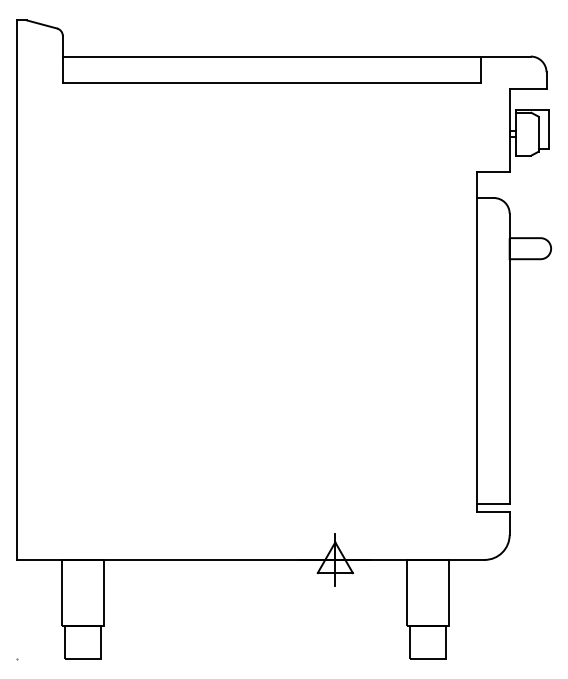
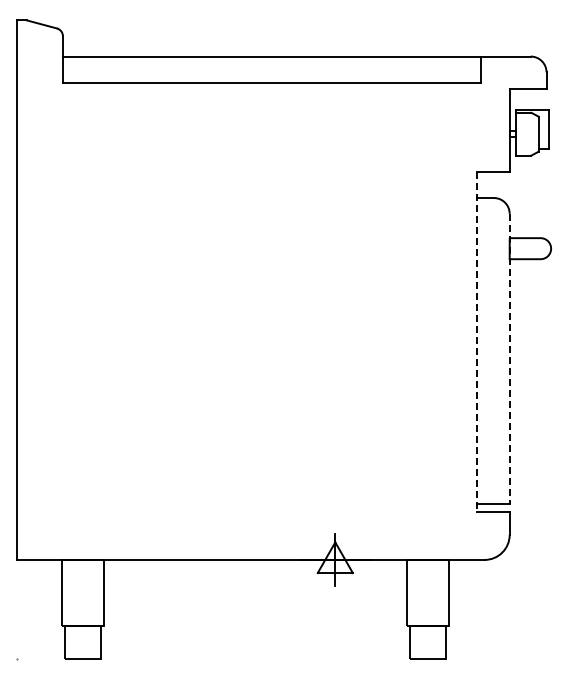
line: solid -> dashed (476, 342)
line: solid -> dashed (509, 359)
